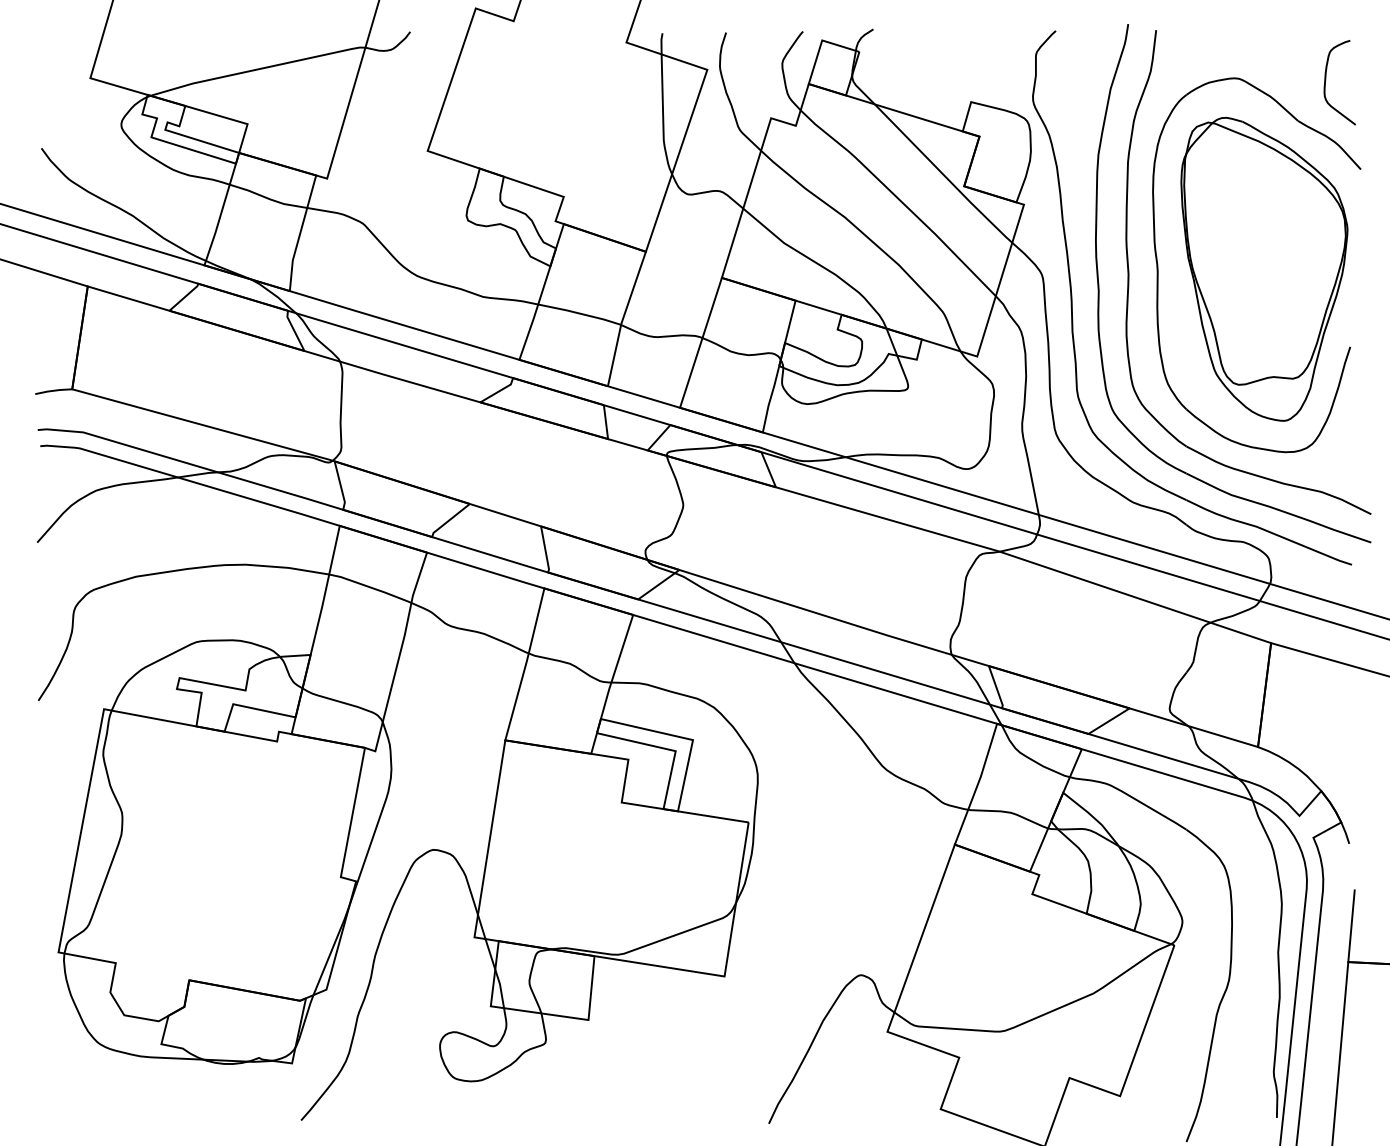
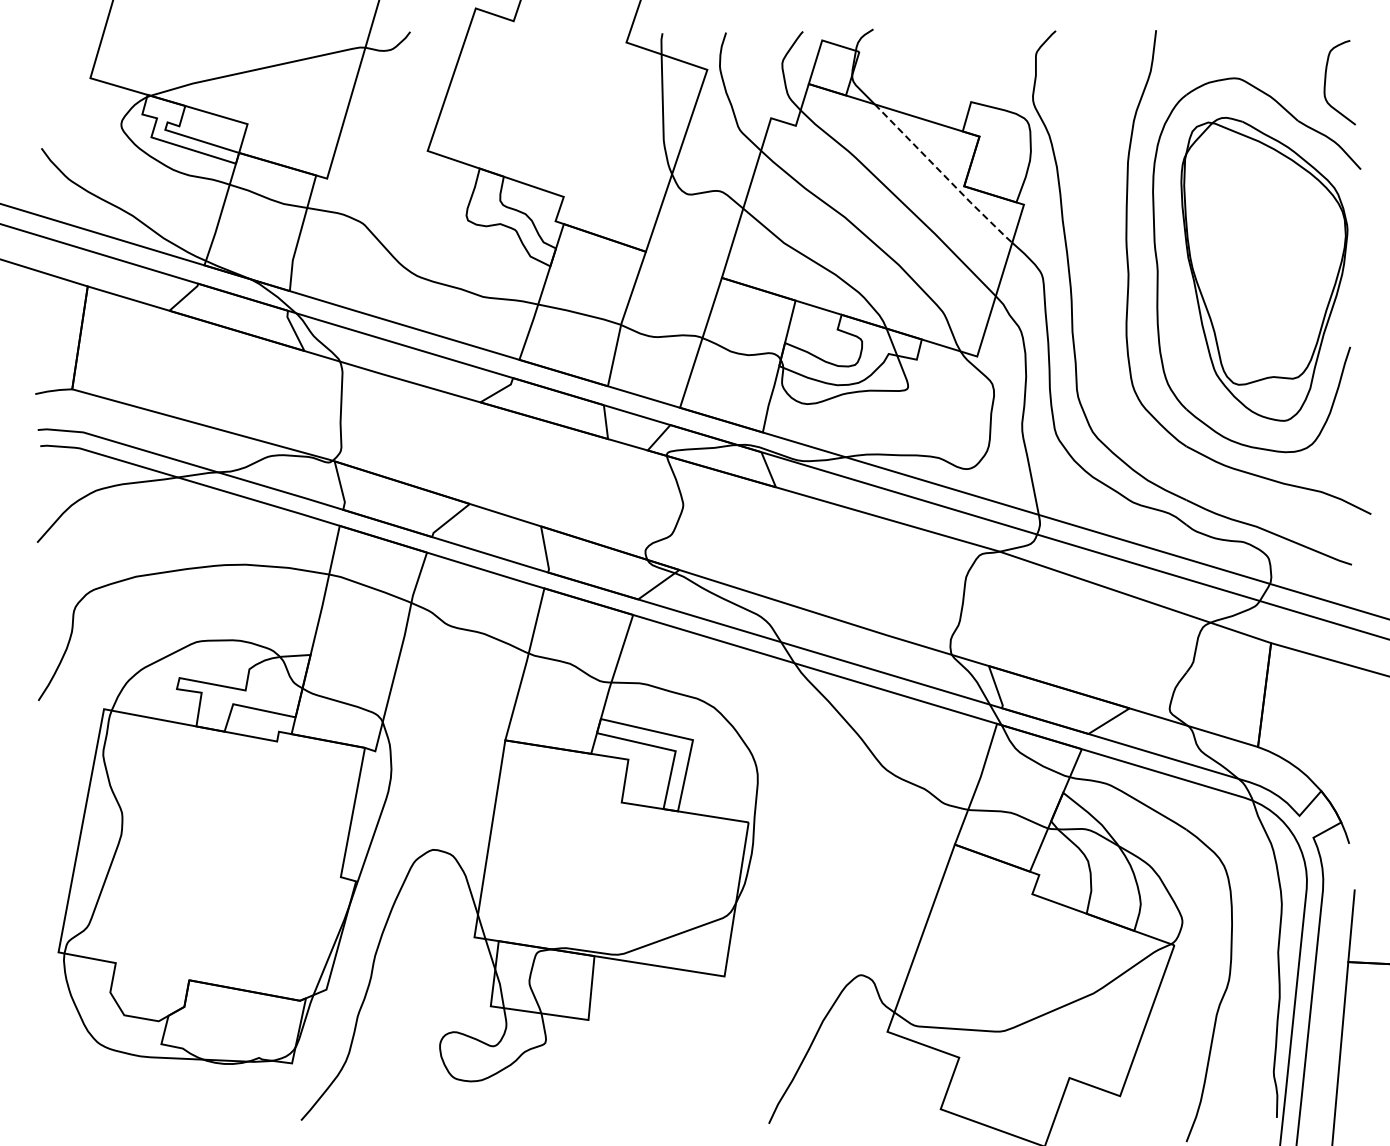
line: solid -> dashed (944, 175)
part: present -> none (1099, 283)
